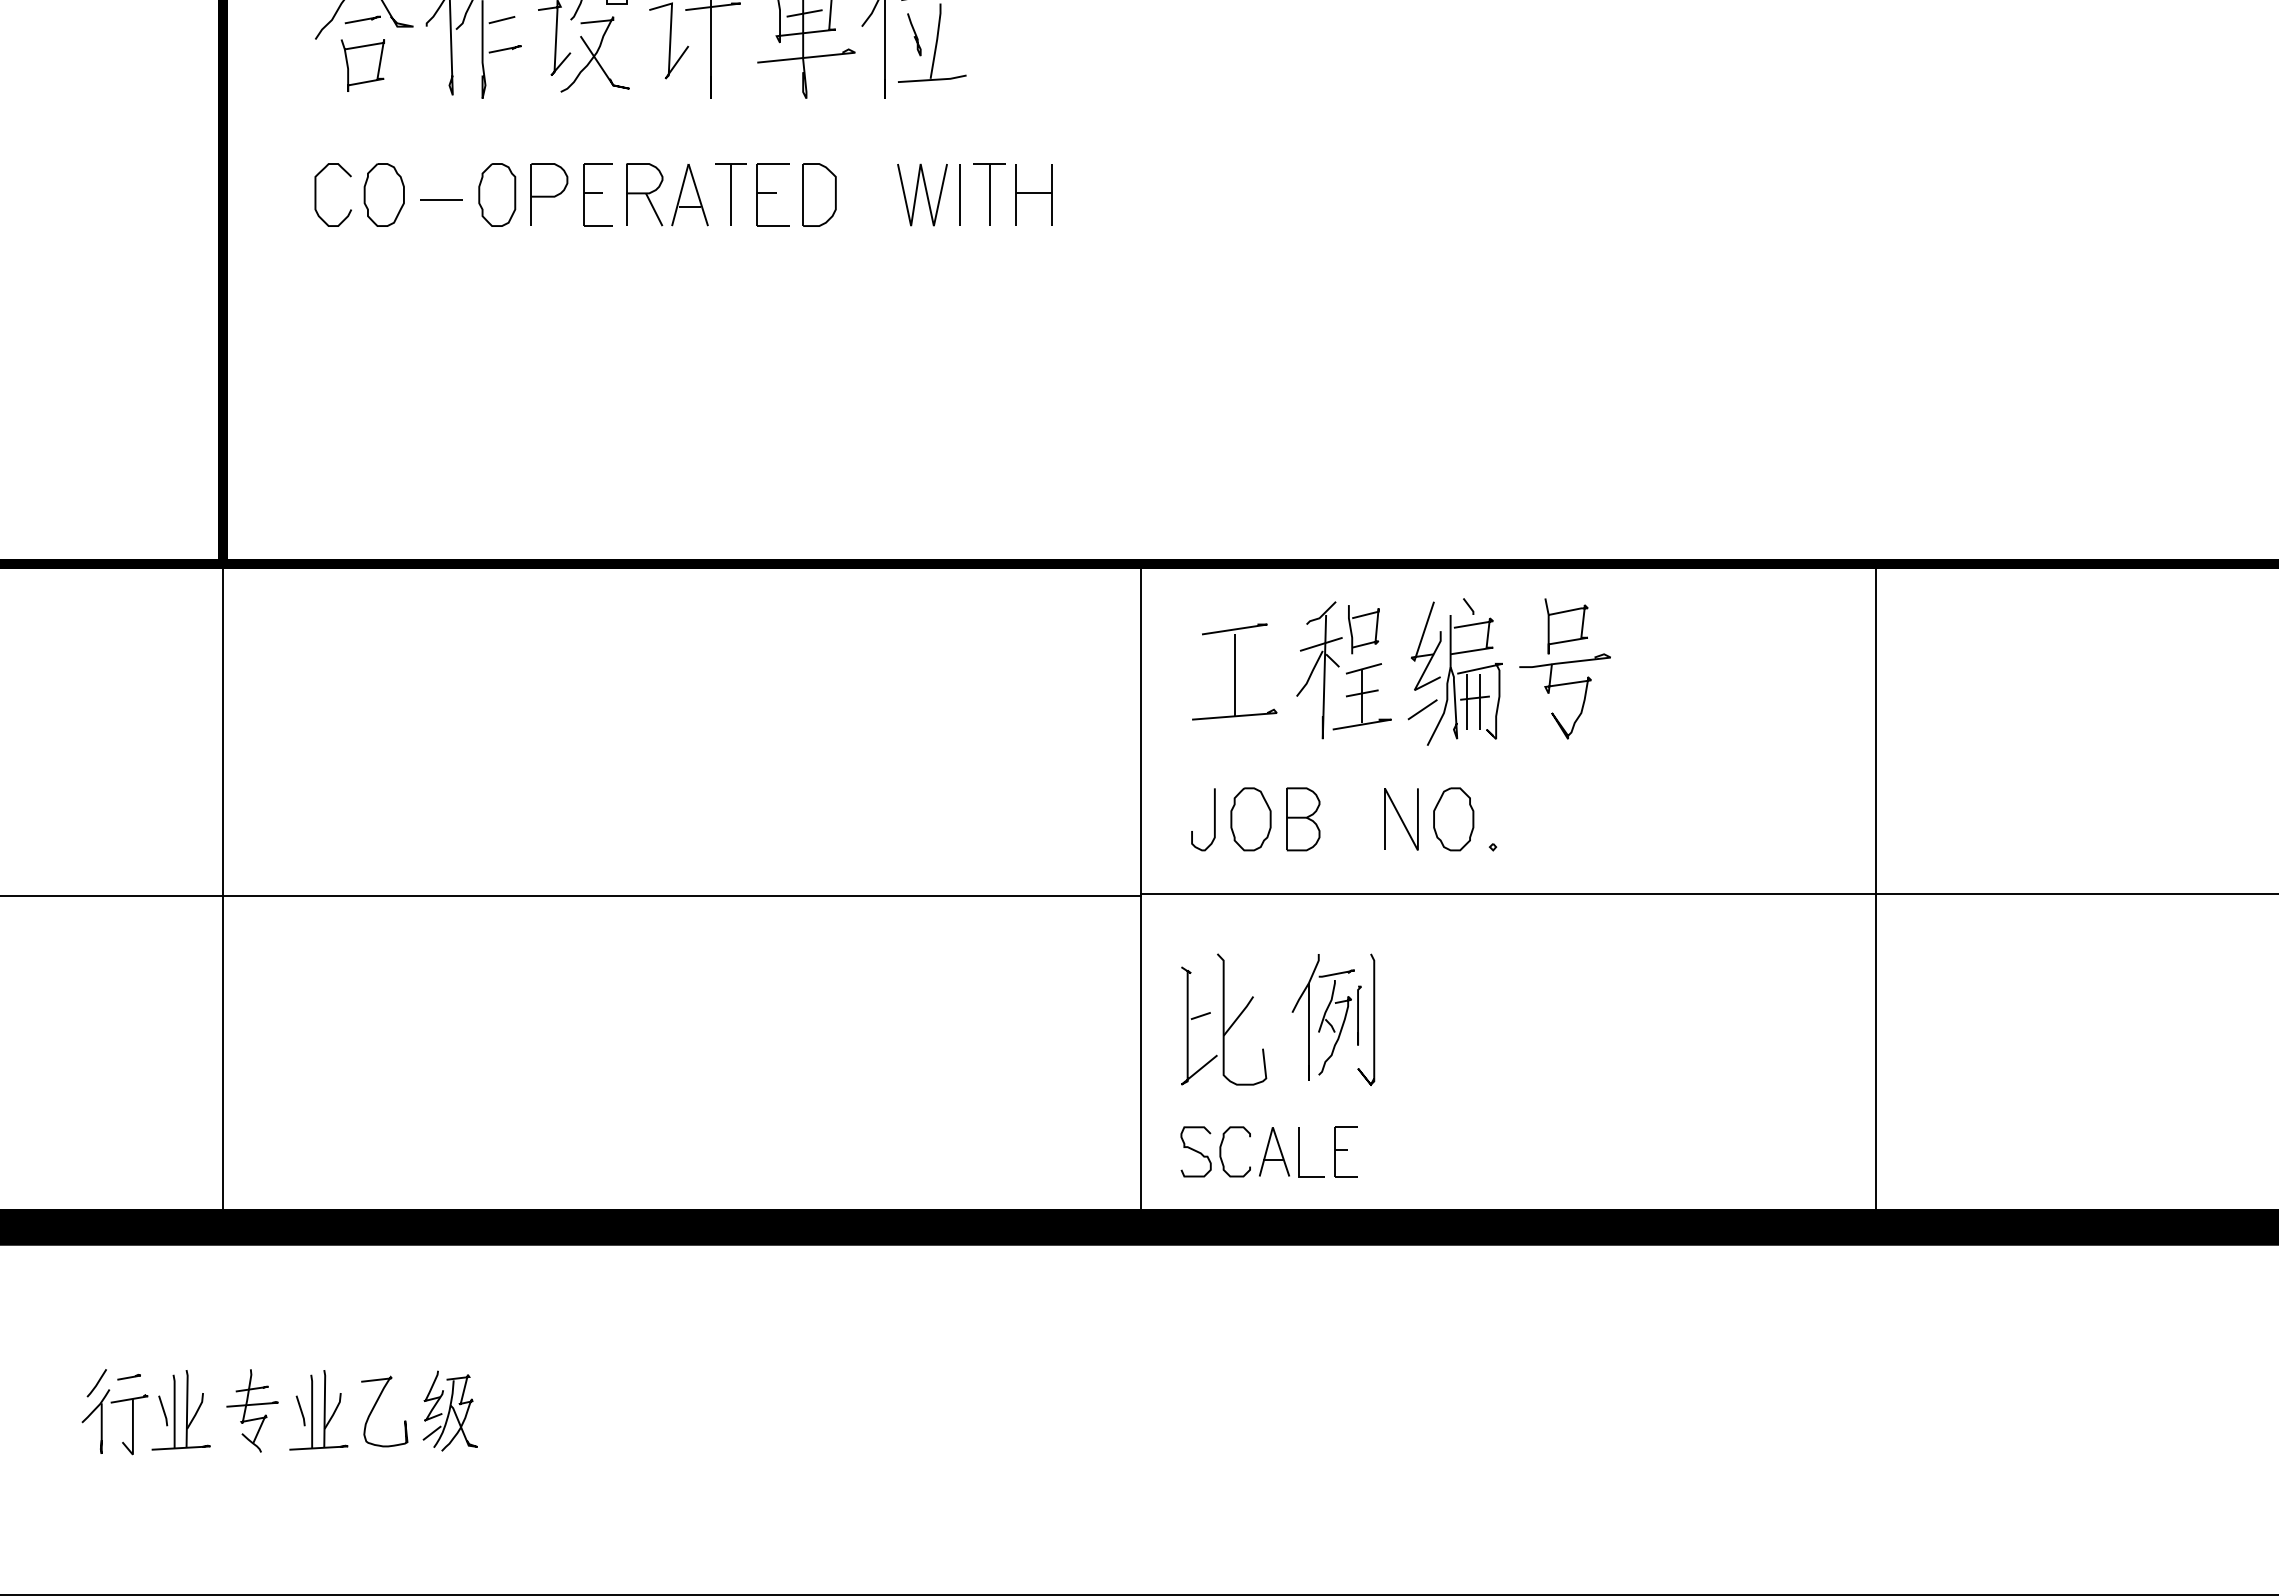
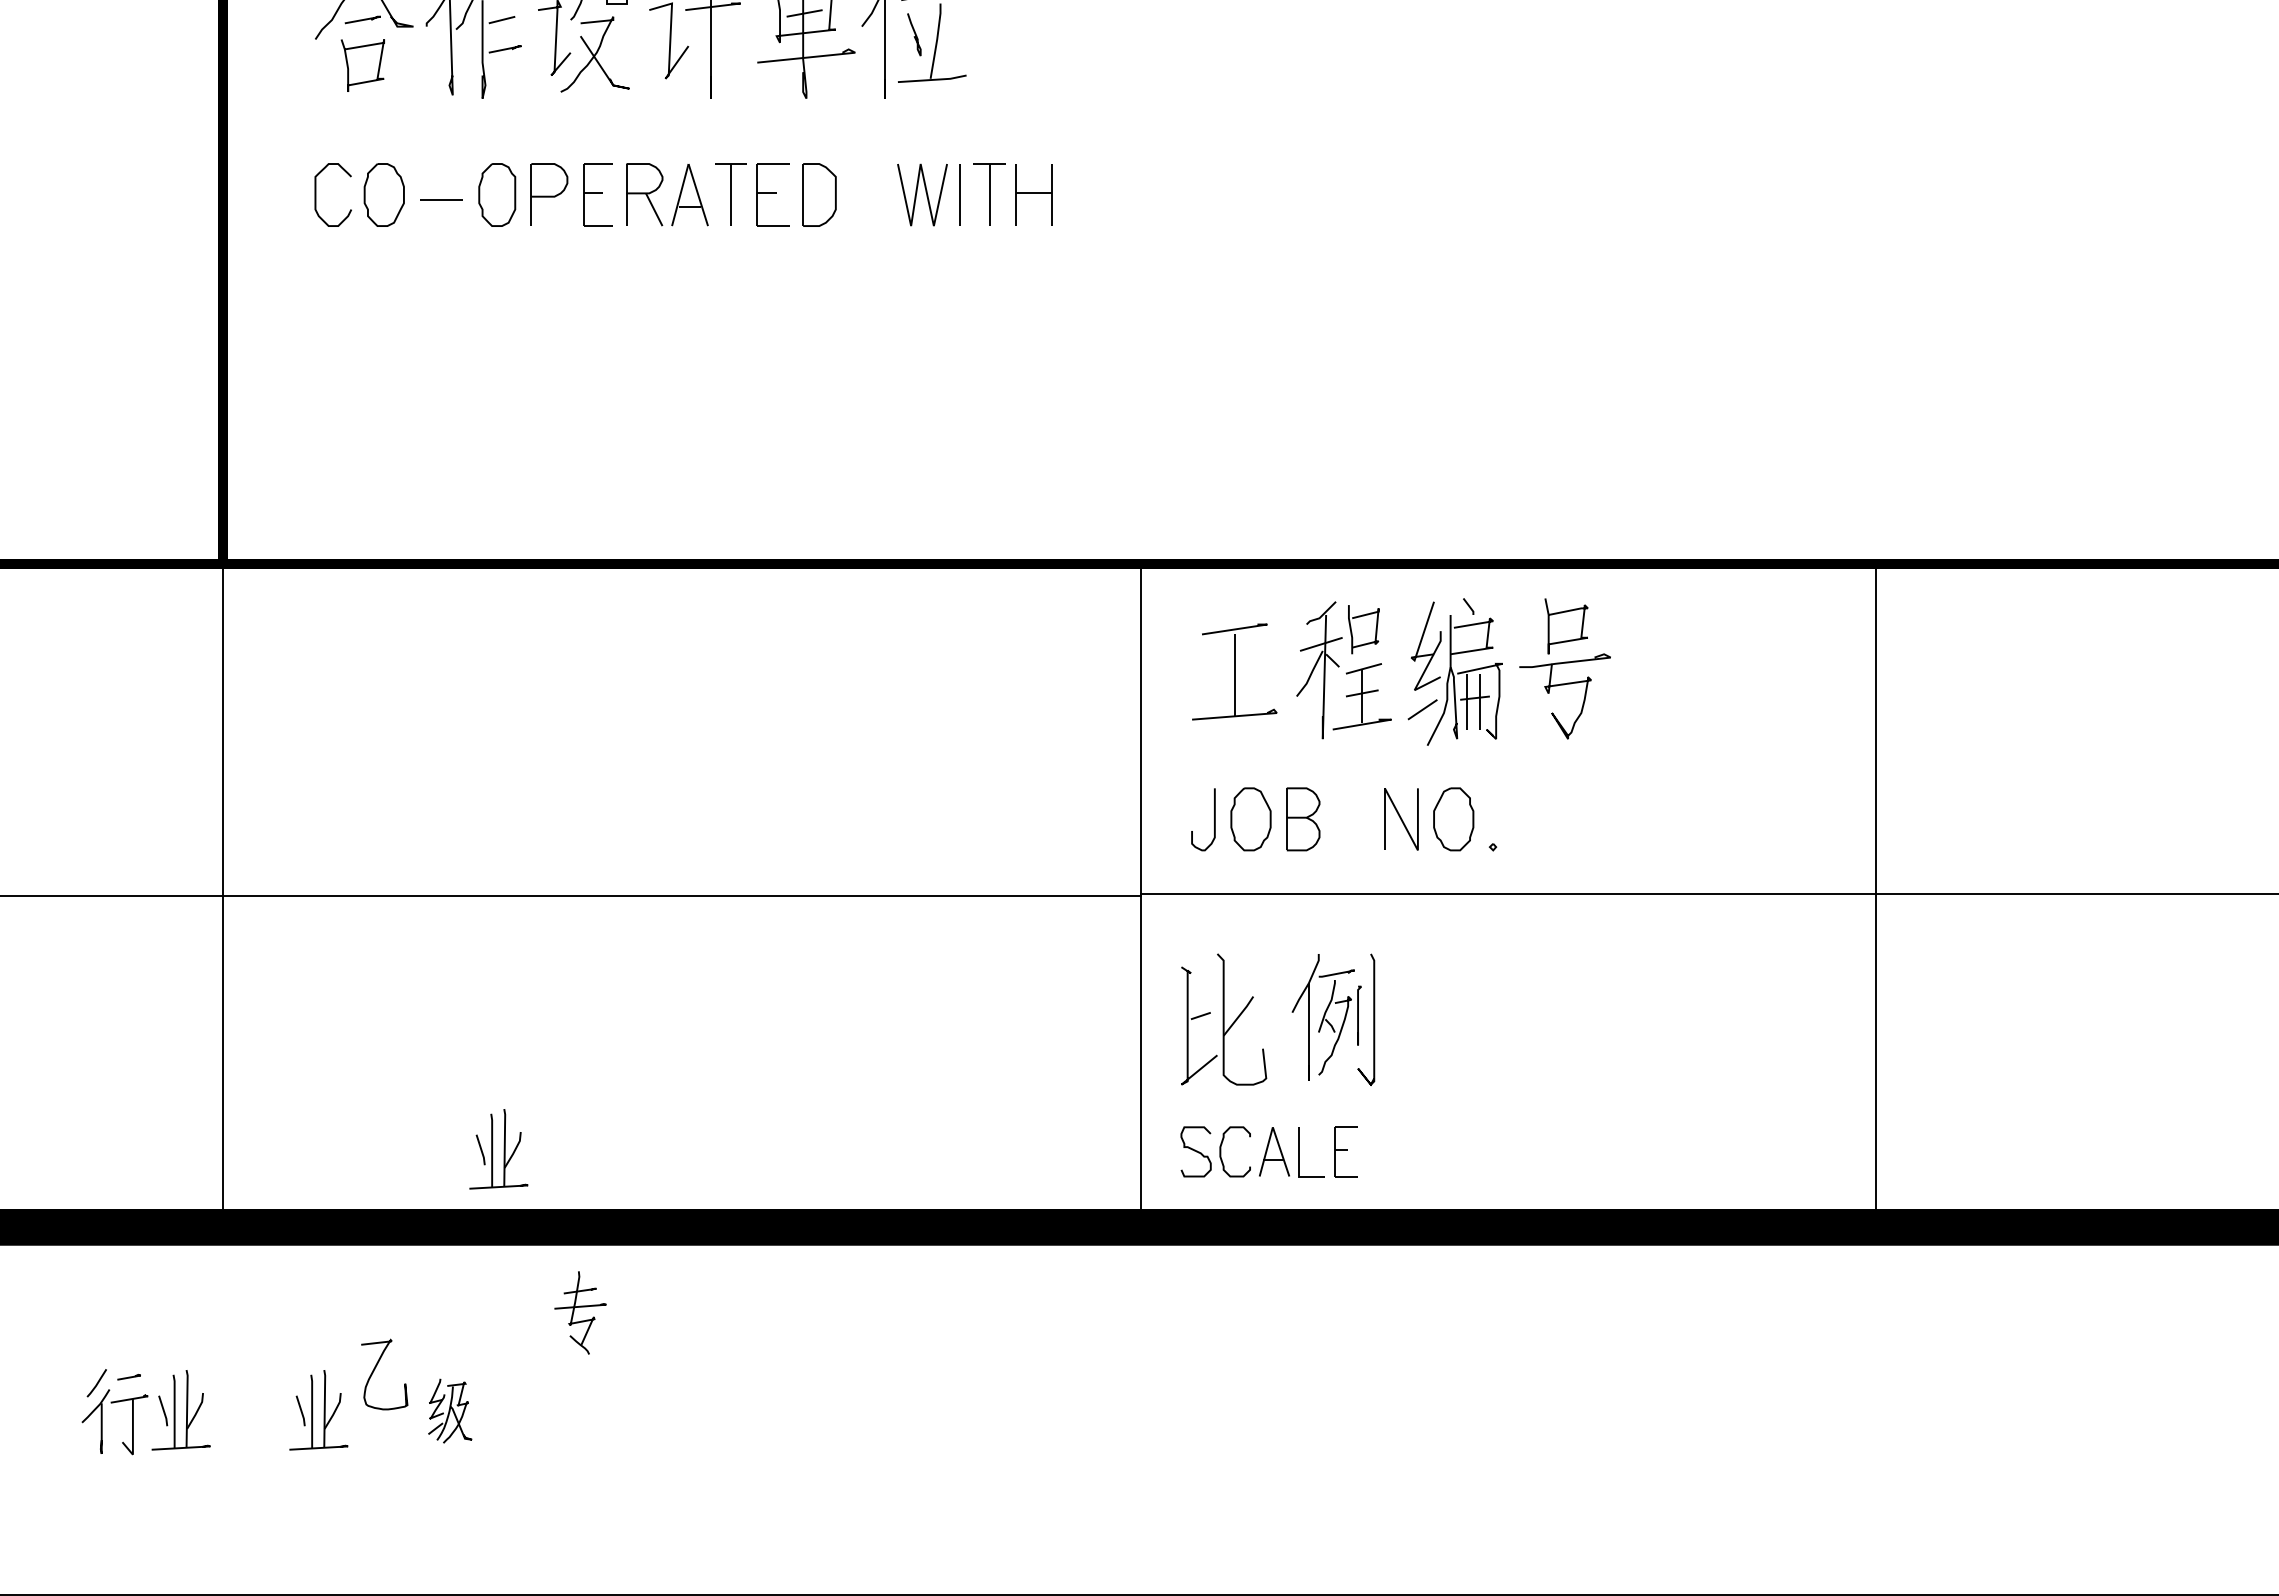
part: none -> present (498, 1149)
curve position: (375, 1406) -> (375, 1369) (375, 1369)
part position: (252, 1410) -> (580, 1312) (580, 1312)
part size: 56x82 px -> 45x66 px (450, 1410)
